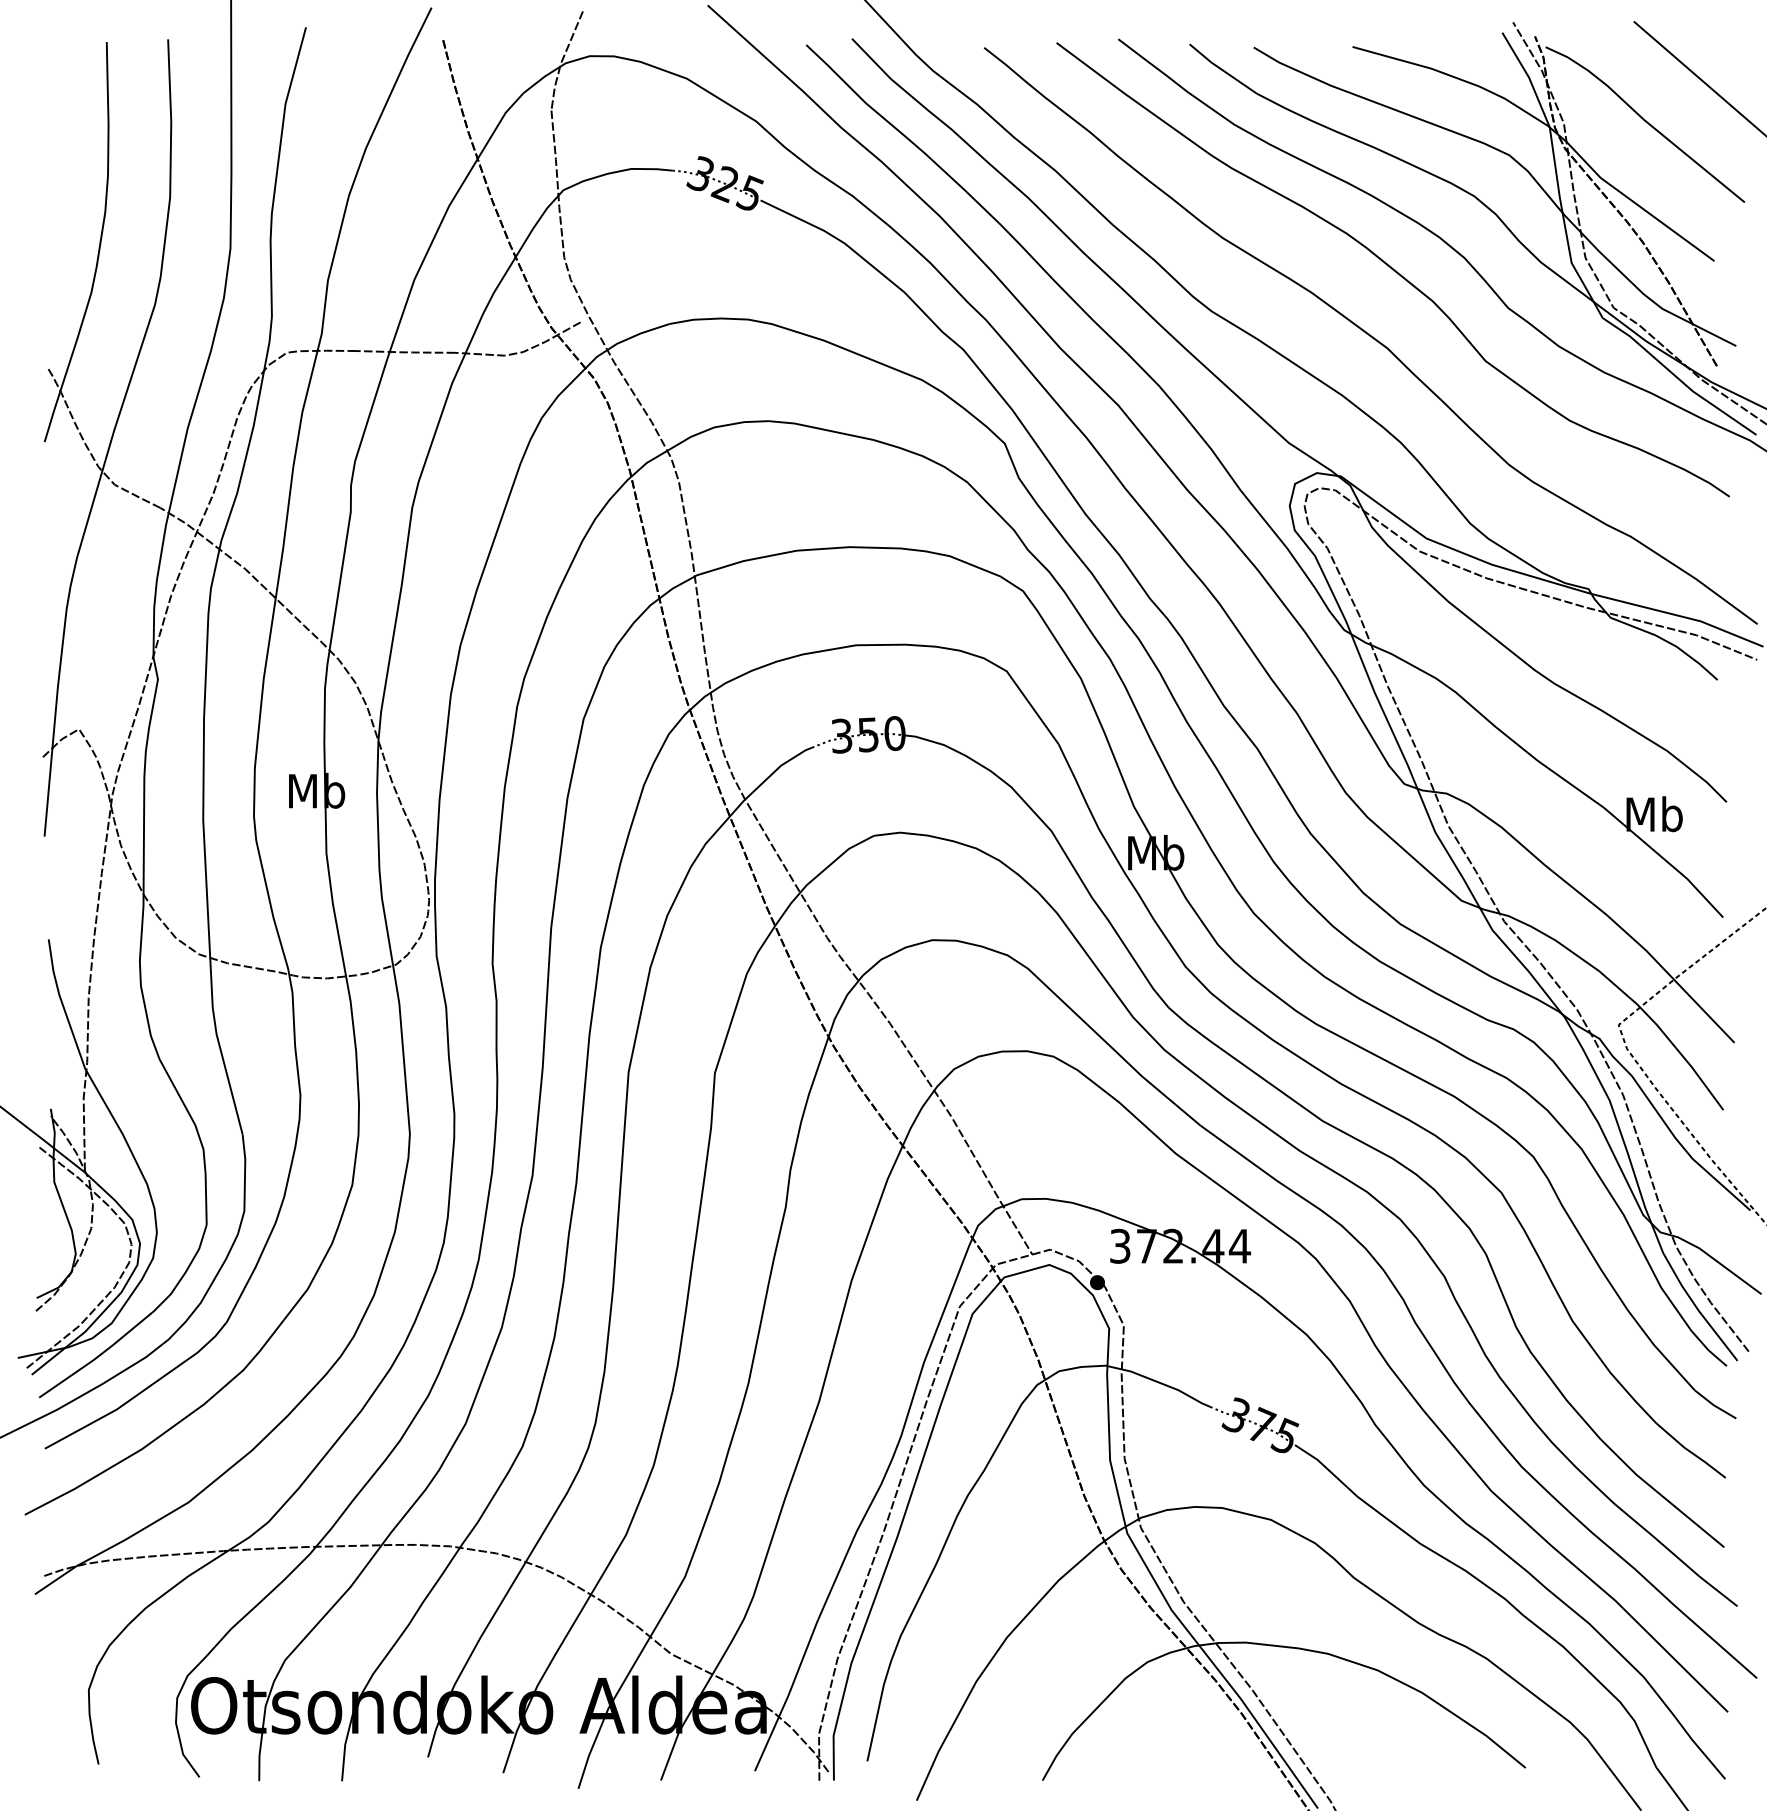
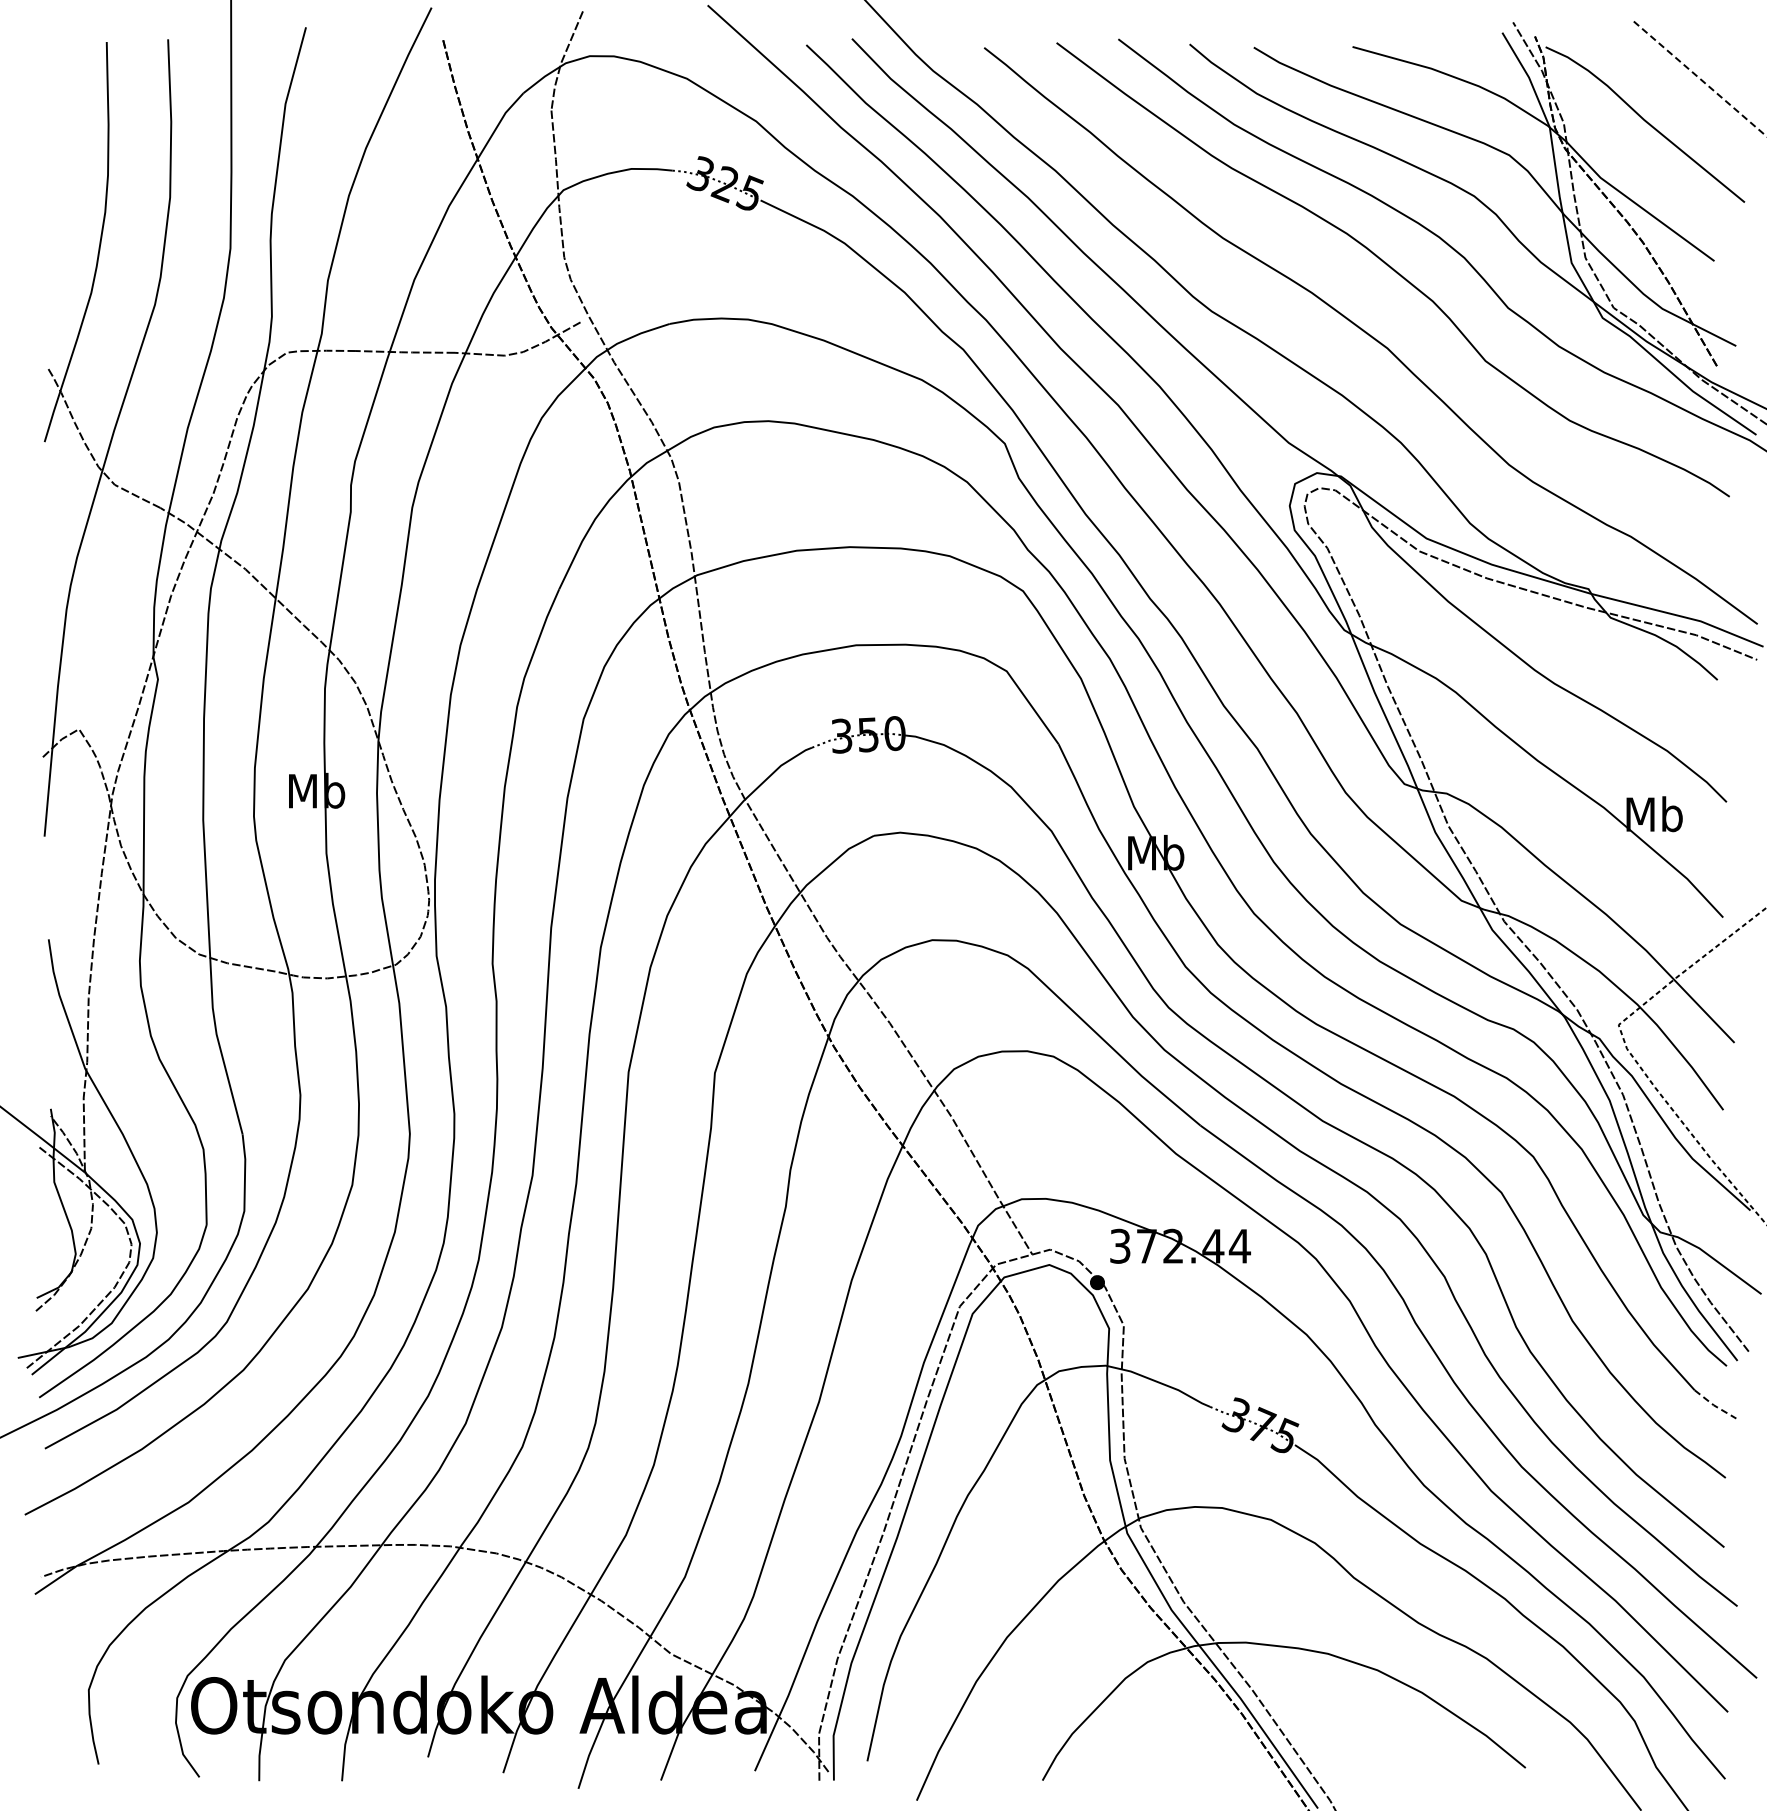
line: solid -> dashed (1700, 79)
line: solid -> dashed (1714, 1405)
